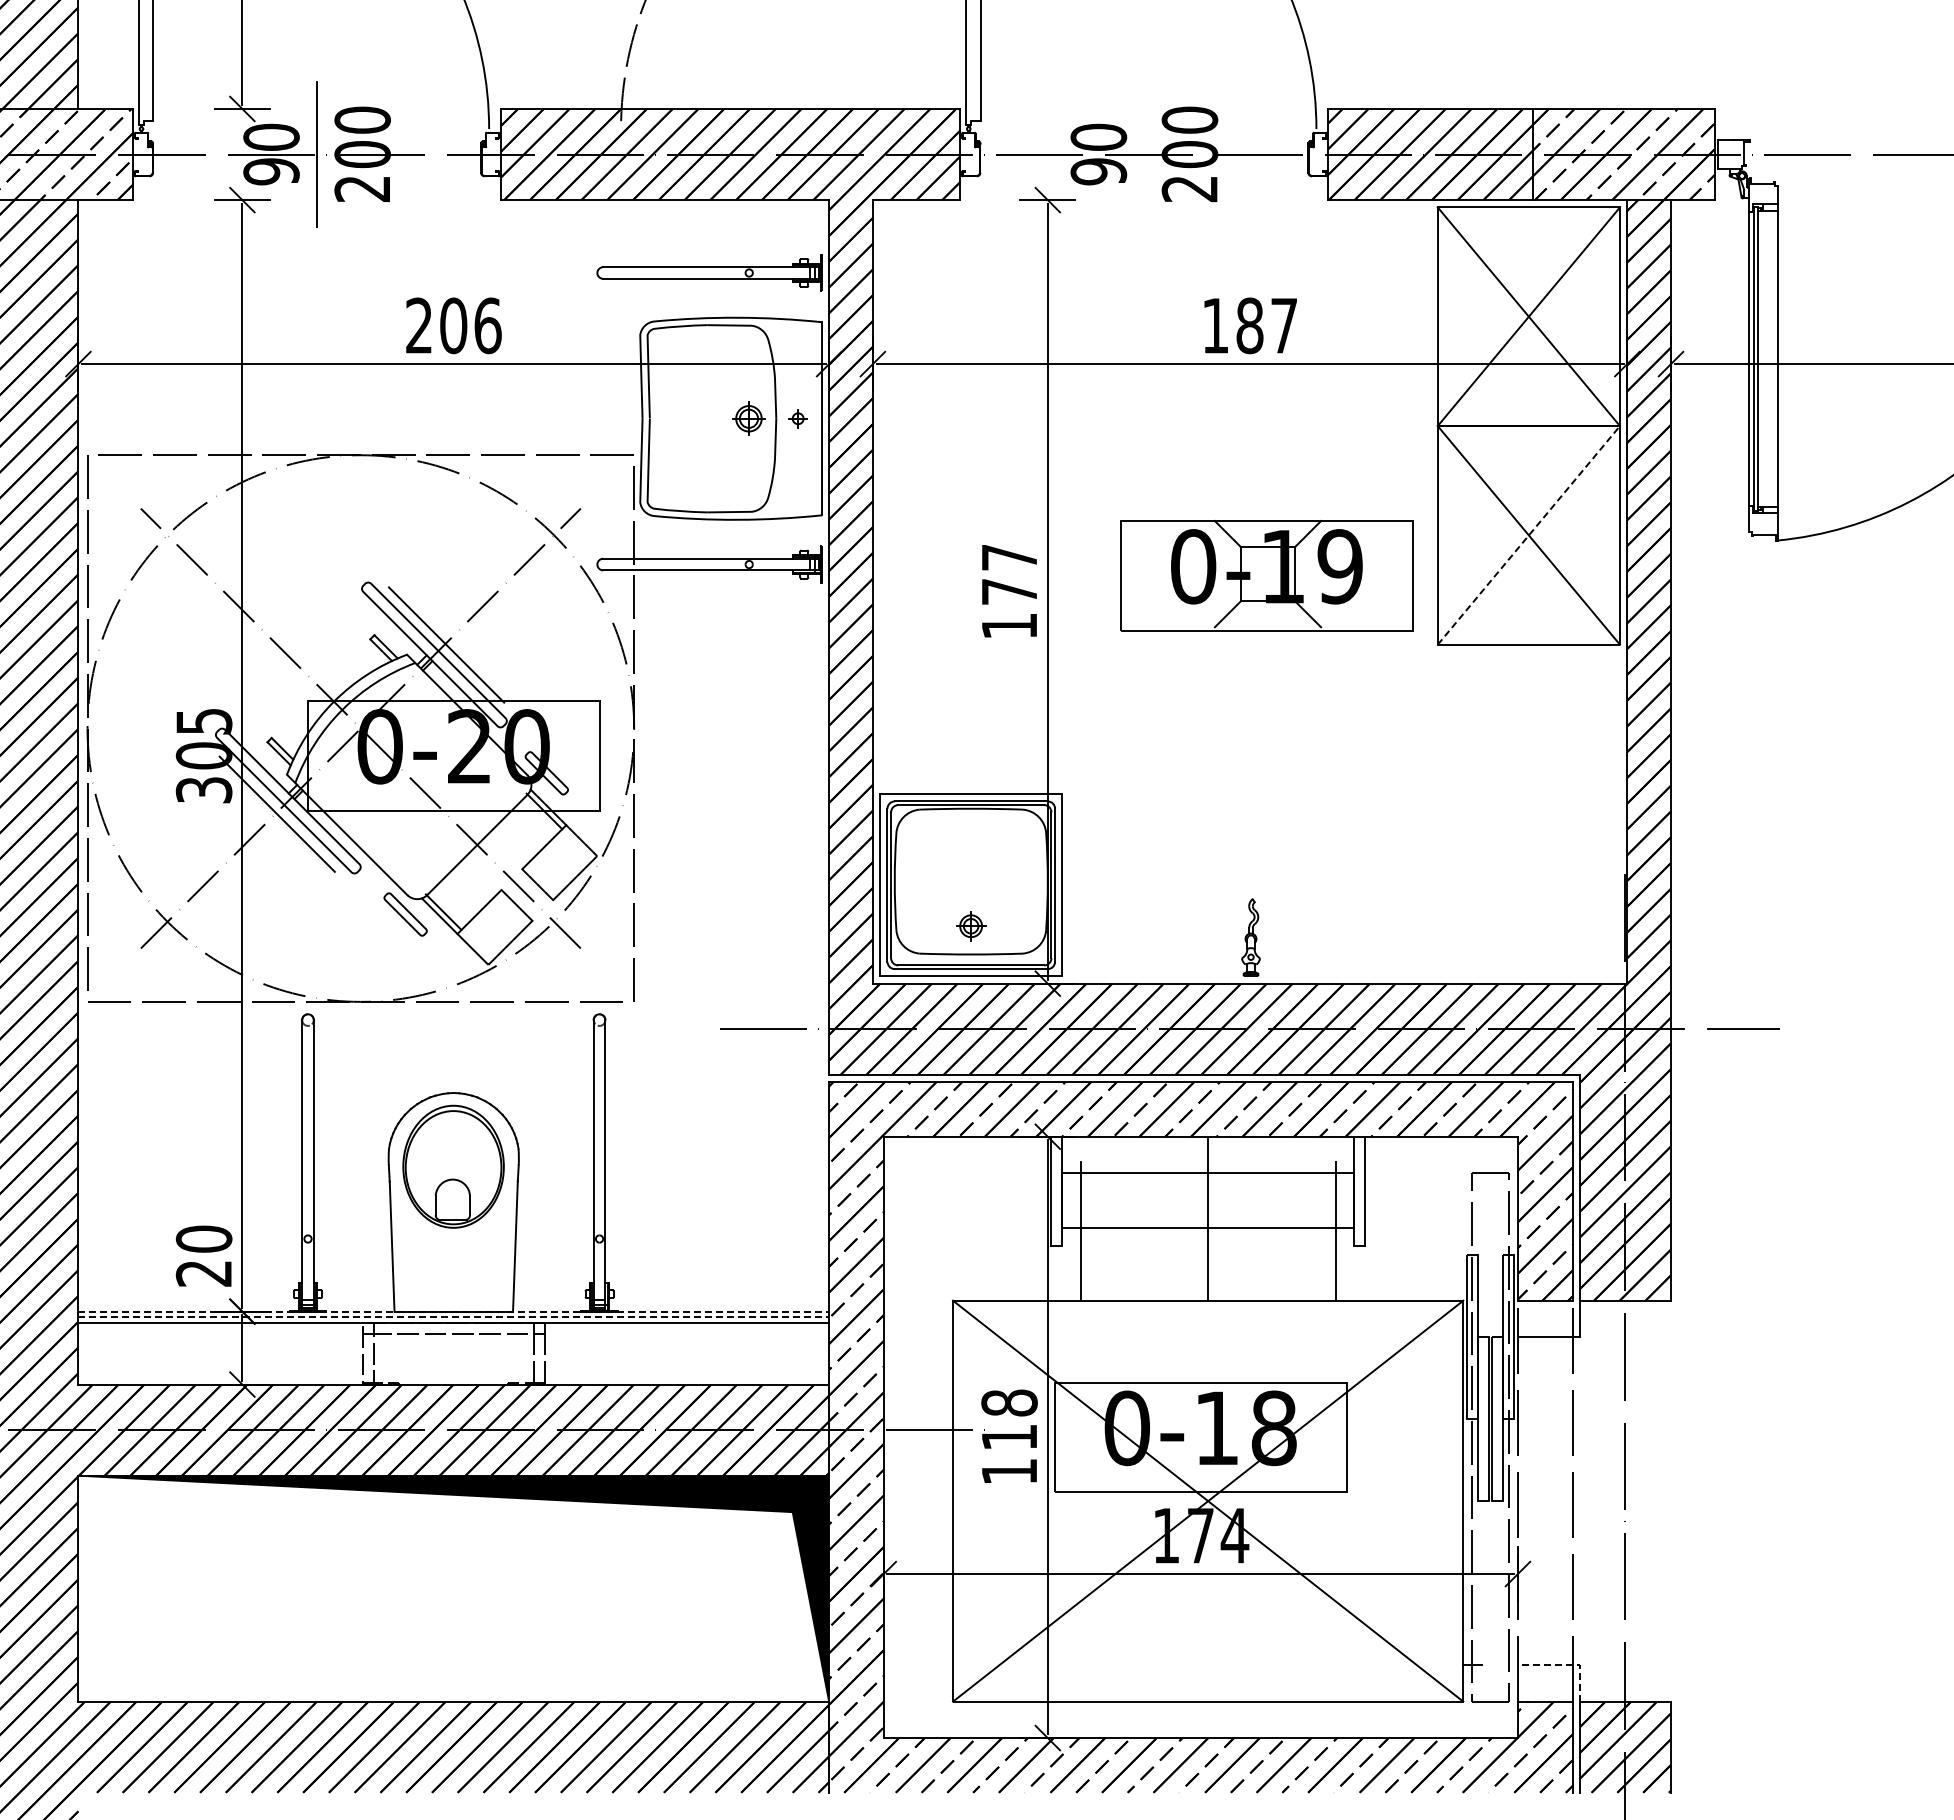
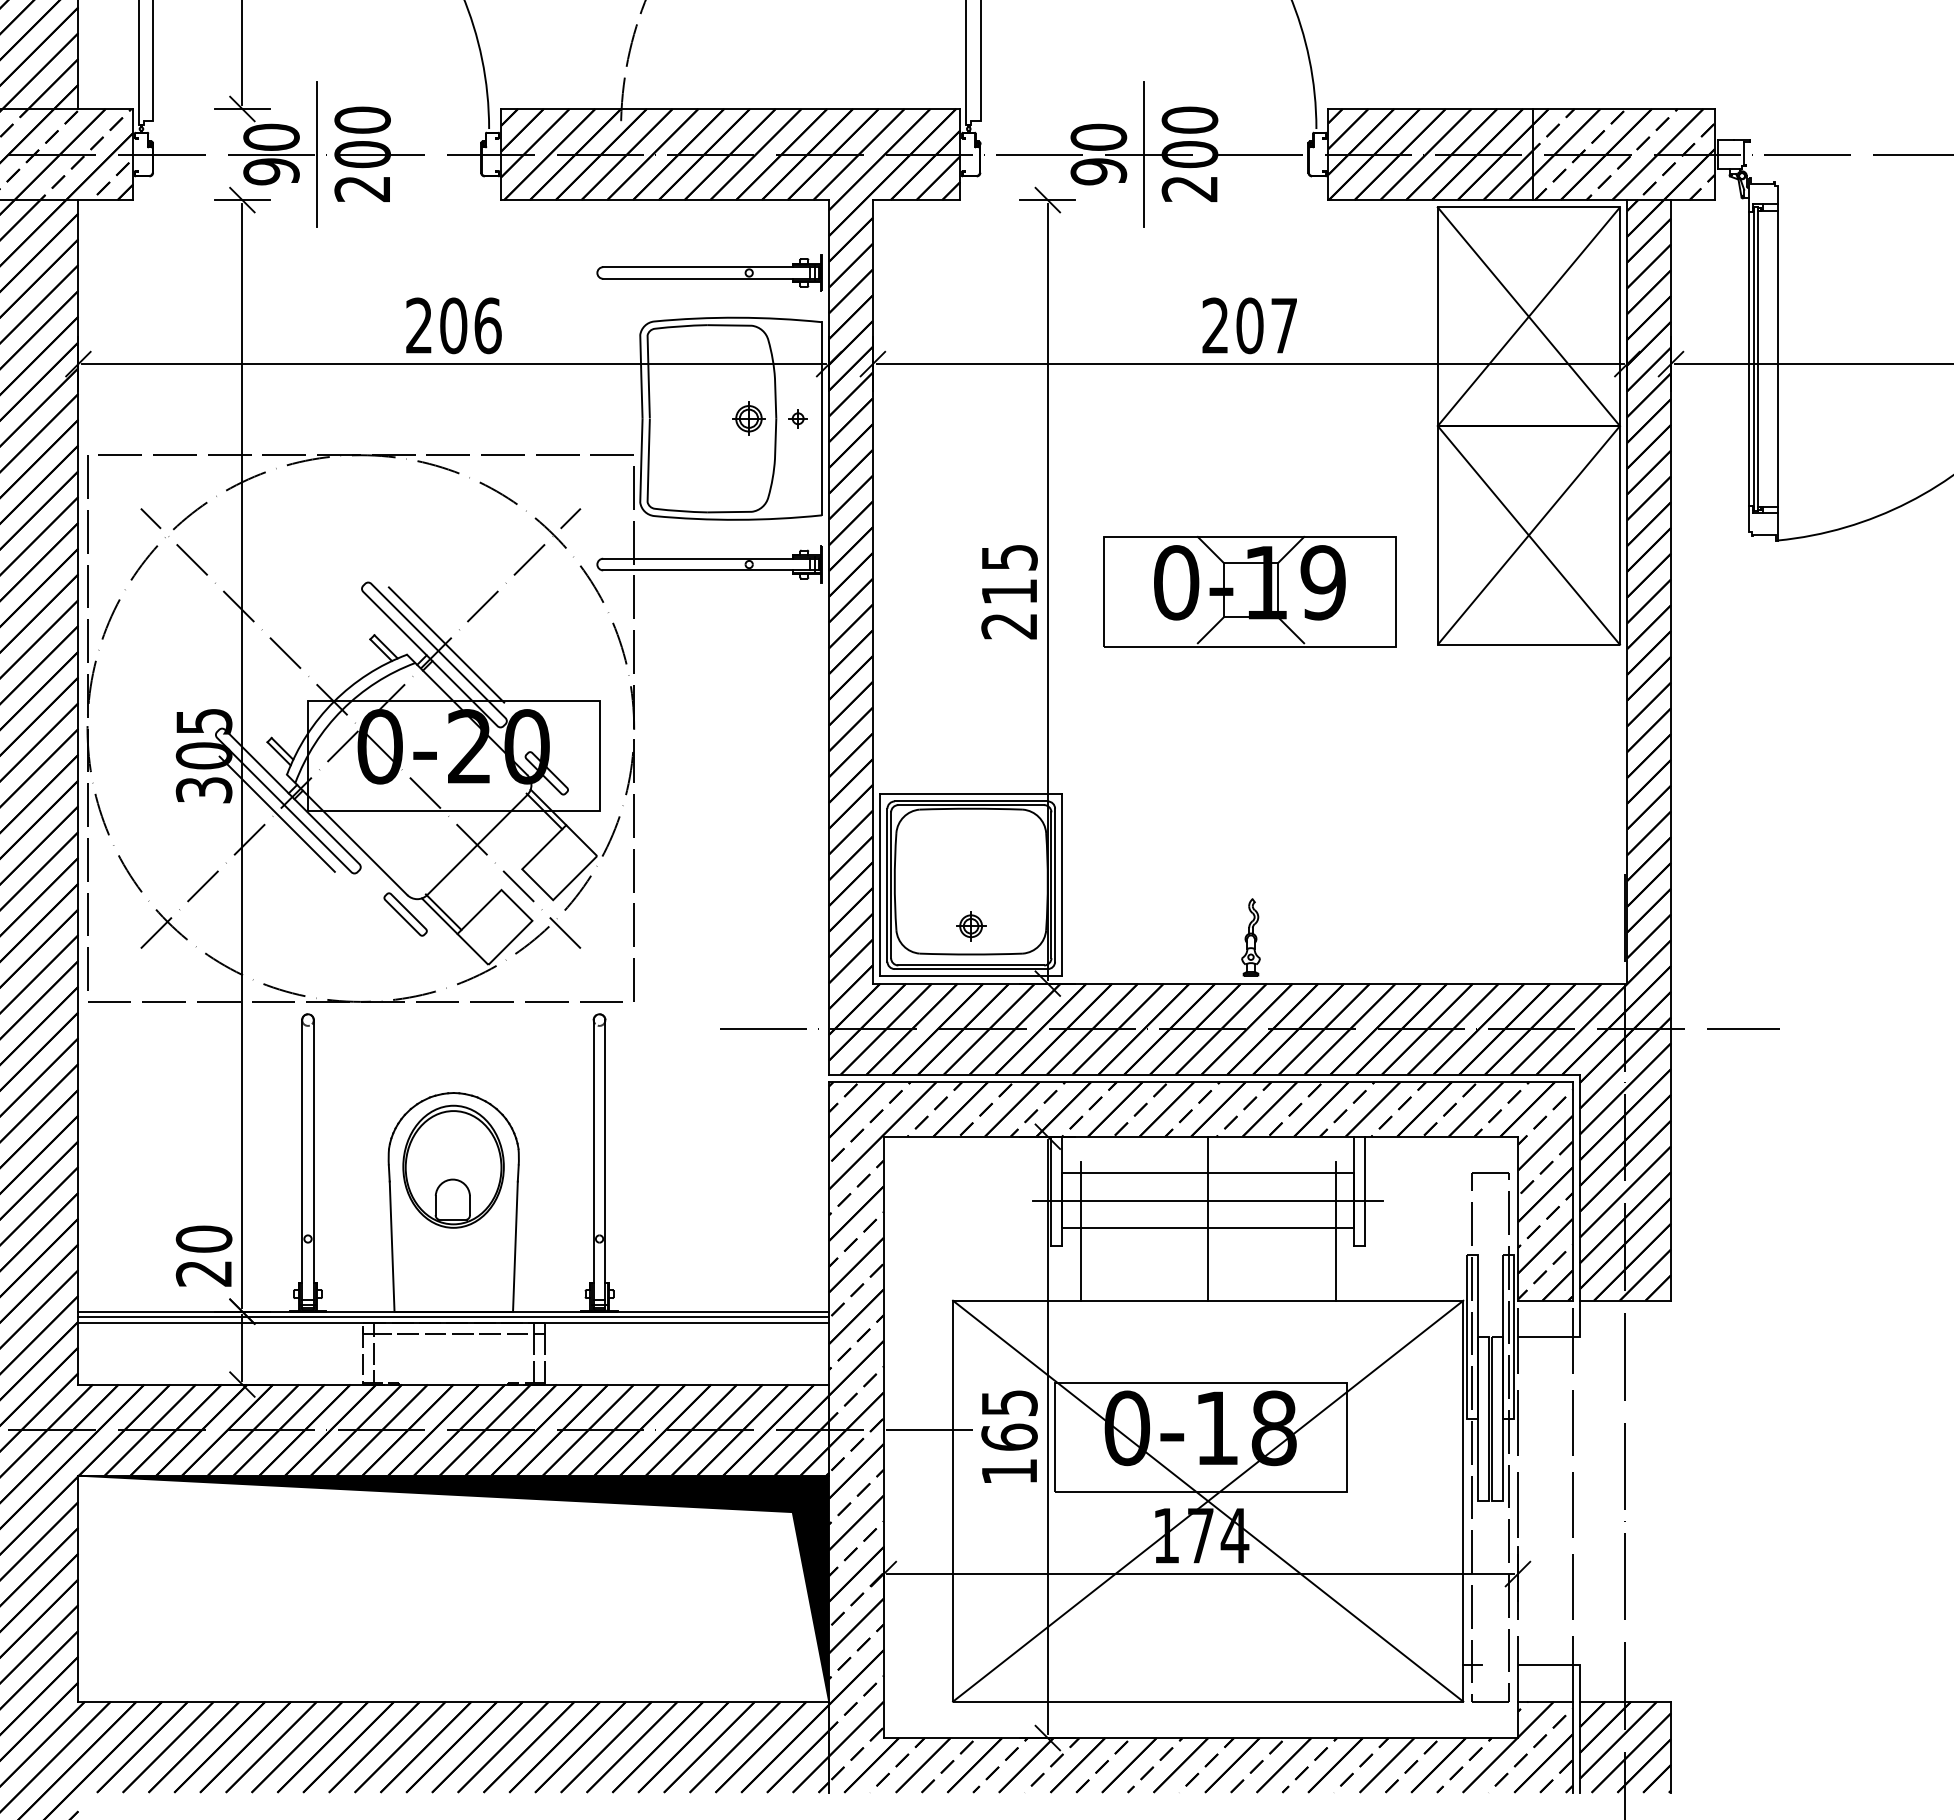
line: none -> present (1144, 154)
text: 187 -> 207 (1232, 325)
line: dashed -> solid (1529, 535)
part position: (1266, 575) -> (1249, 591) (1249, 591)
text: 177 -> 215 (1009, 592)
line: none -> present (1208, 1200)
line: dashed -> solid (454, 1311)
line: dashed -> solid (454, 1317)
text: 118 -> 165 (1009, 1419)
line: dashed -> solid (1567, 1665)
